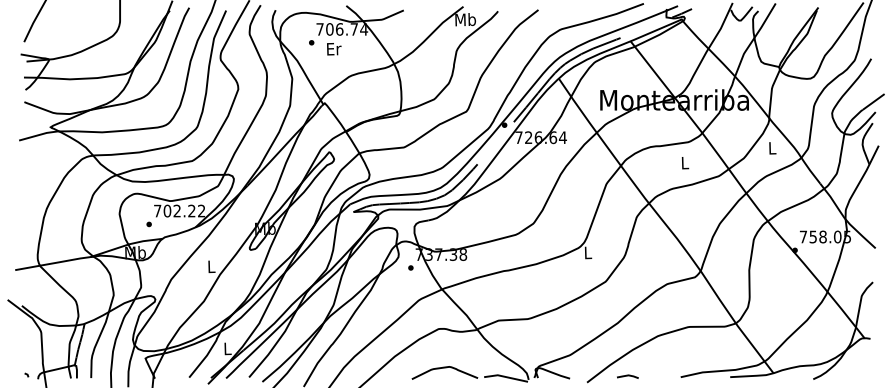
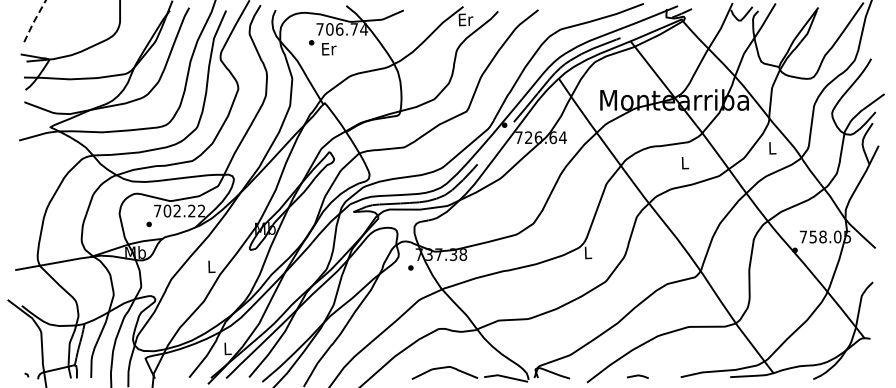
text: Mb -> Er (465, 19)
line: solid -> dashed (34, 21)
text position: (334, 49) -> (329, 49) (329, 49)
line position: (627, 376) -> (637, 376) (637, 376)
